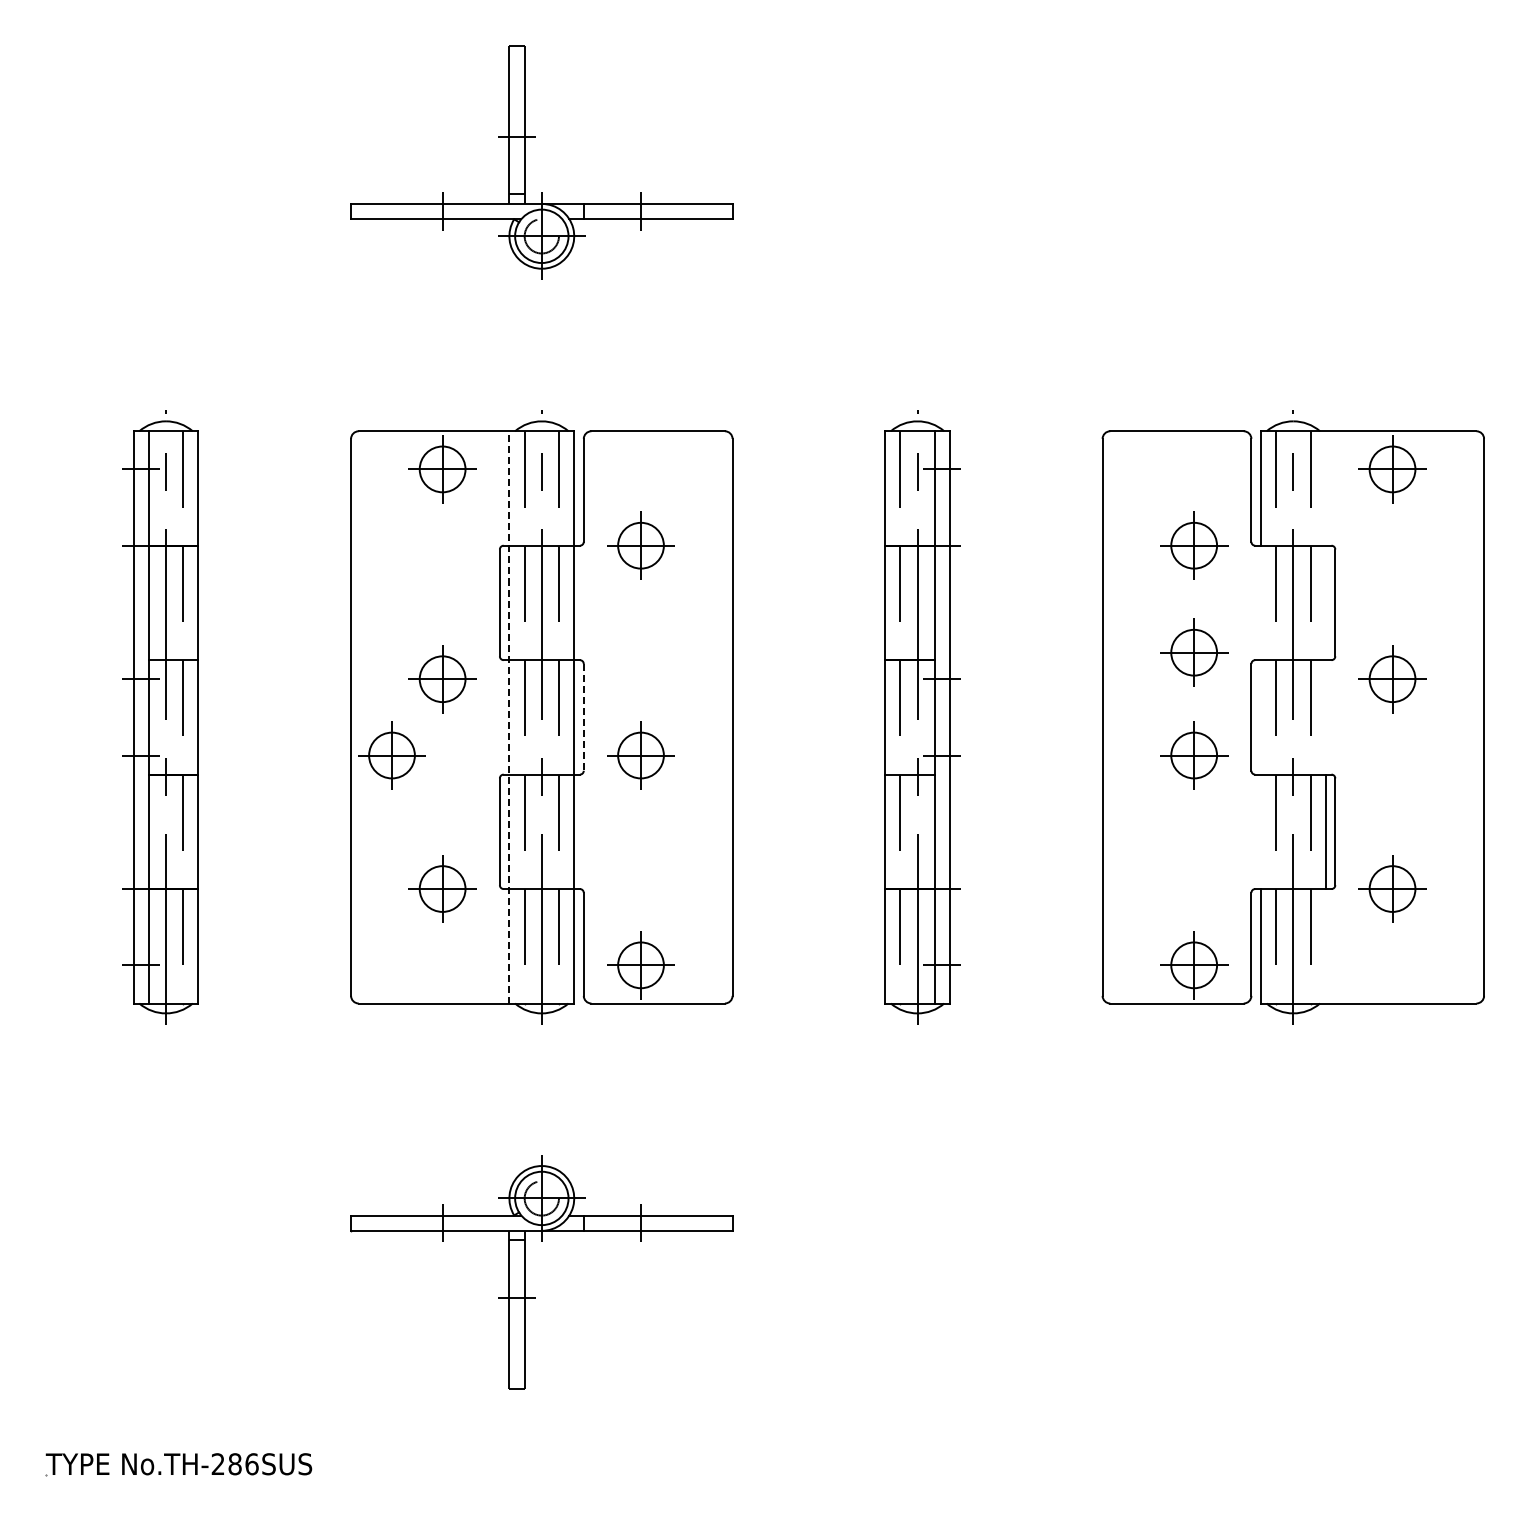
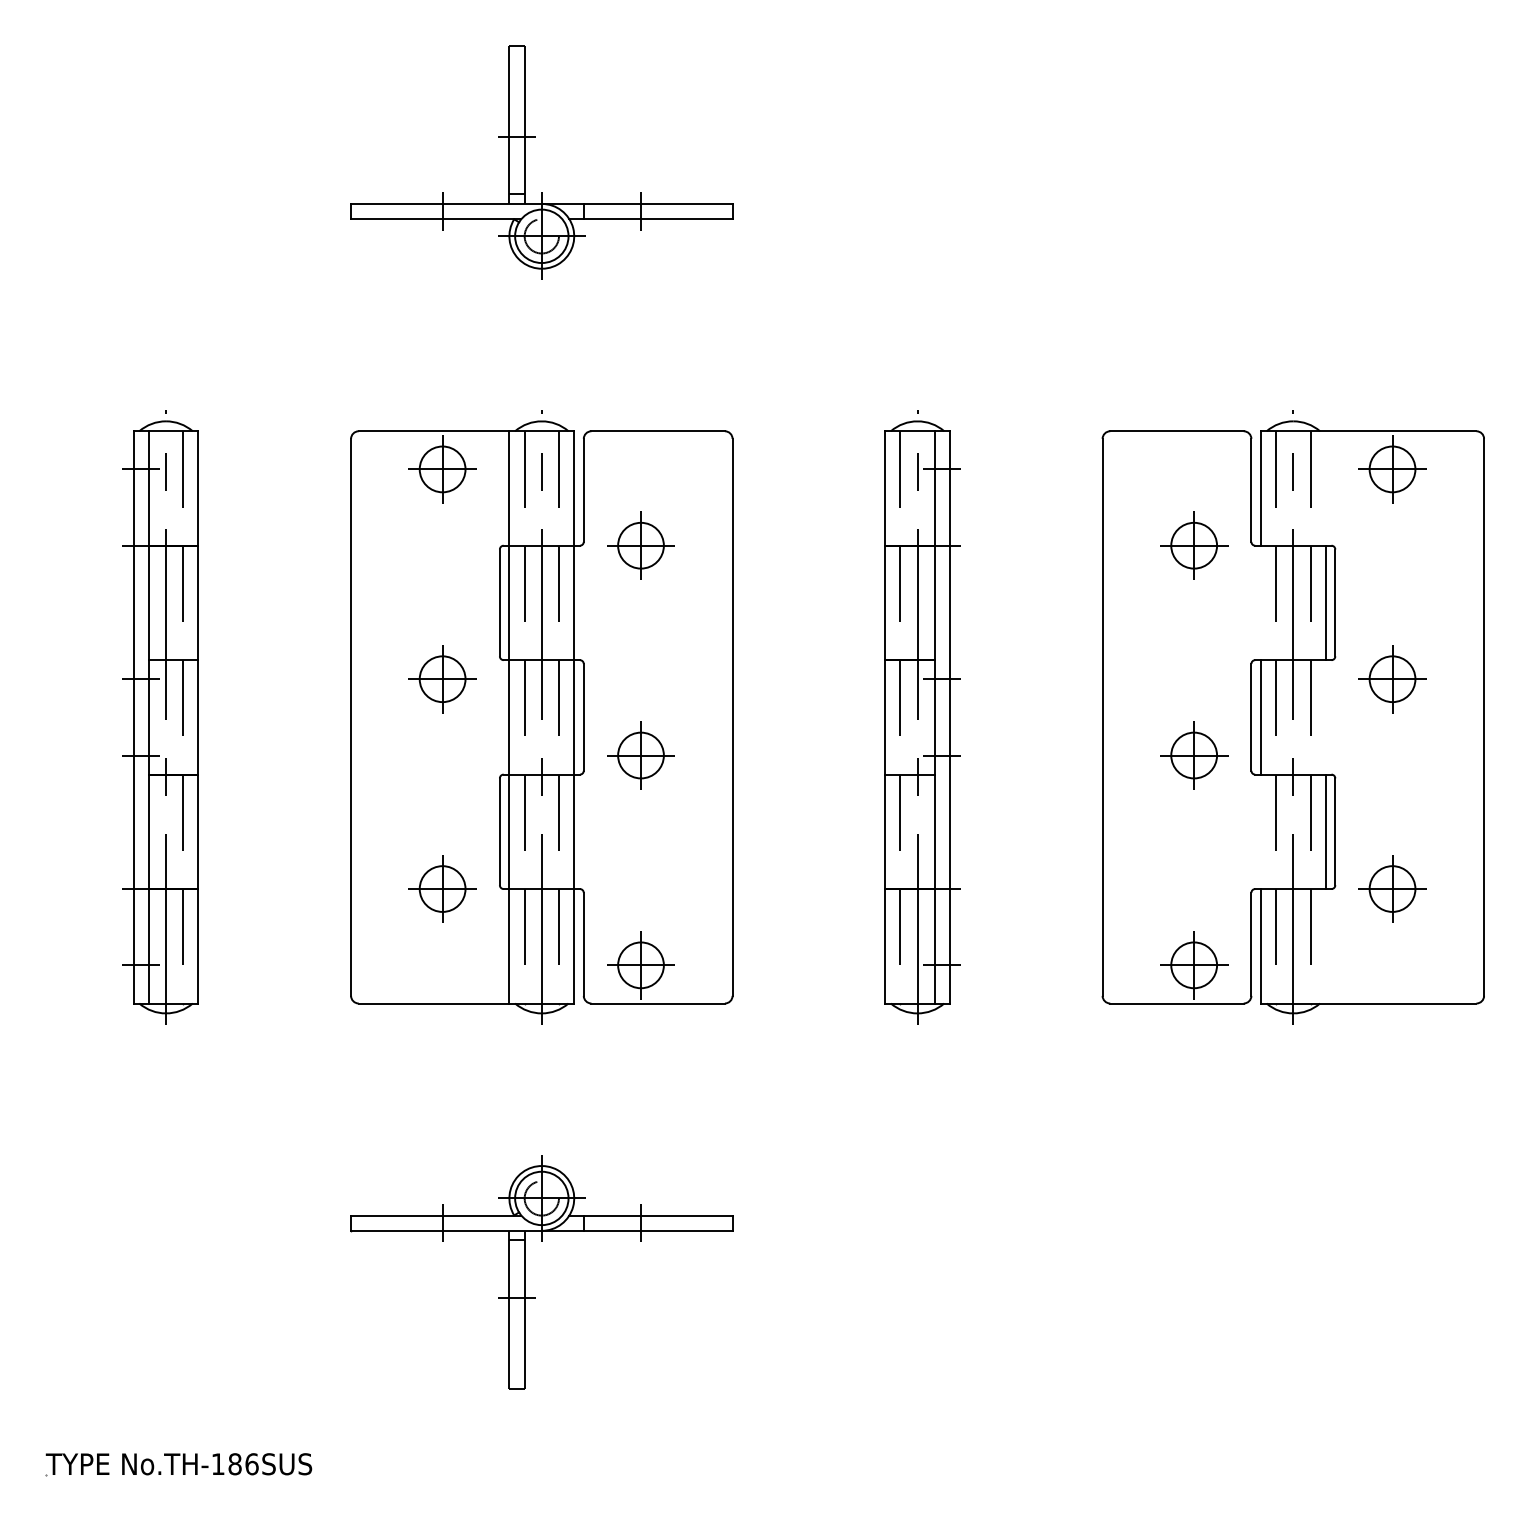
line: none -> present (1325, 602)
part: present -> none (1194, 652)
line: dashed -> solid (509, 716)
line: dashed -> solid (583, 717)
line: none -> present (1260, 717)
part: present -> none (391, 755)
text: No.TH-286SUS -> No.TH-186SUS (217, 1463)
